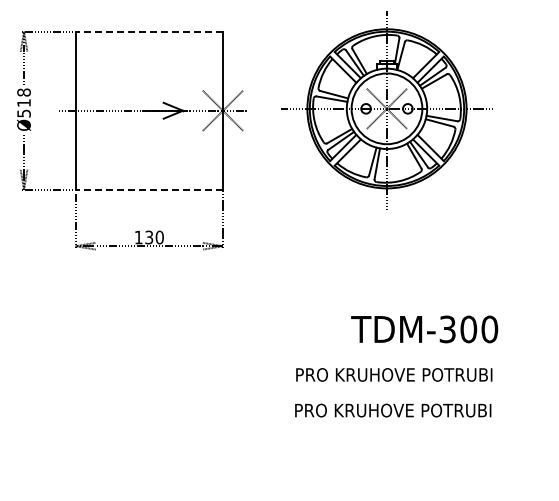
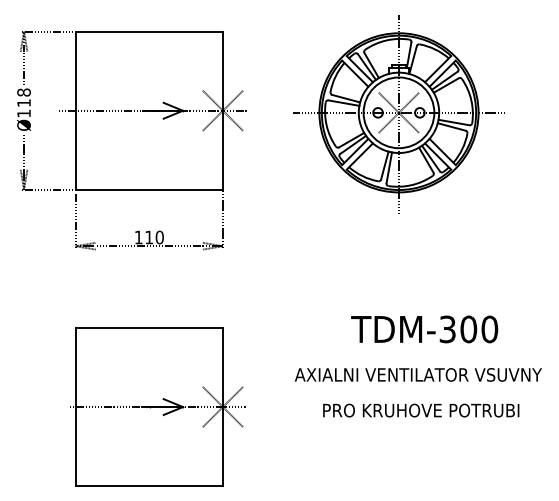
line: dashed -> solid (149, 31)
part position: (386, 110) -> (398, 114) (398, 114)
text: 518 -> 118 (23, 113)
line: dashed -> solid (149, 189)
text: 130 -> 110 (149, 237)
text: PRO KRUHOVE POTRUBI -> AXIALNI VENTILATOR VSUVNY (417, 374)
part: none -> present (157, 406)
text position: (393, 410) -> (421, 410) (421, 410)
